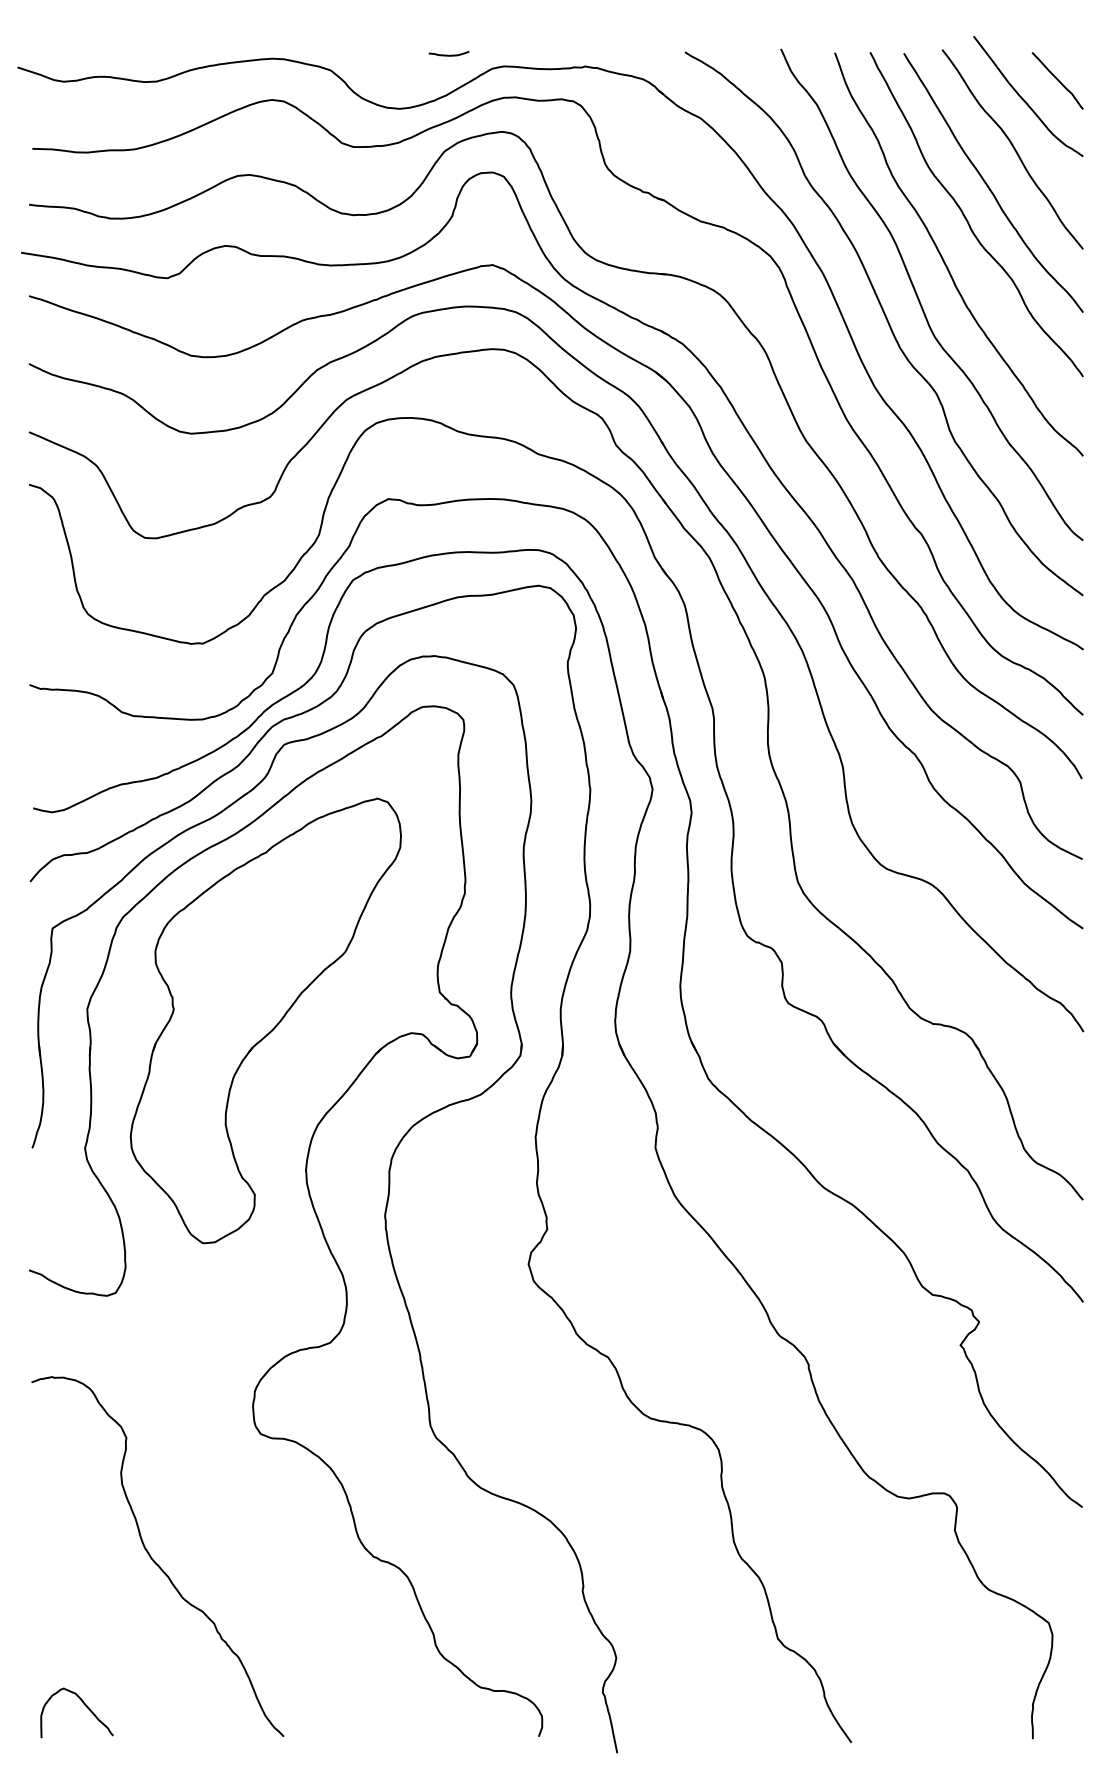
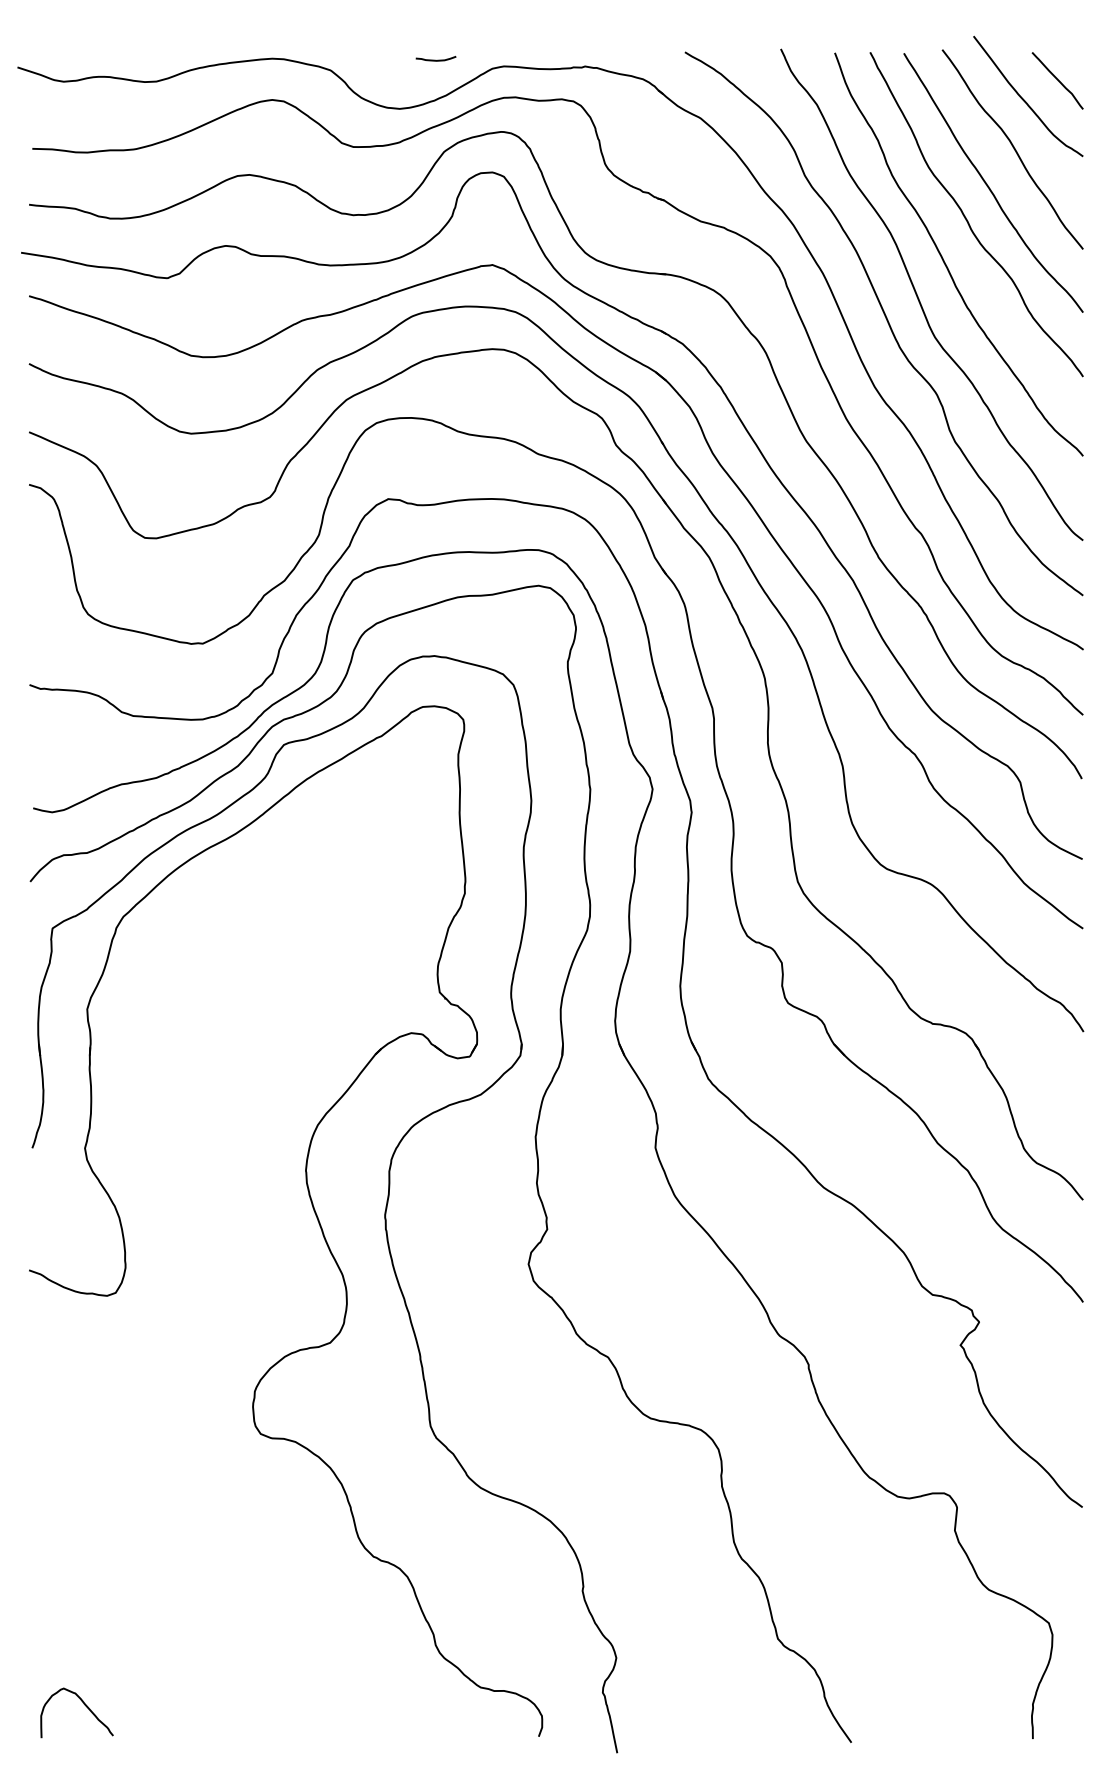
curve position: (448, 54) -> (435, 59) (435, 59)
part: present -> none (265, 1020)
curve: present -> none (153, 1559)
